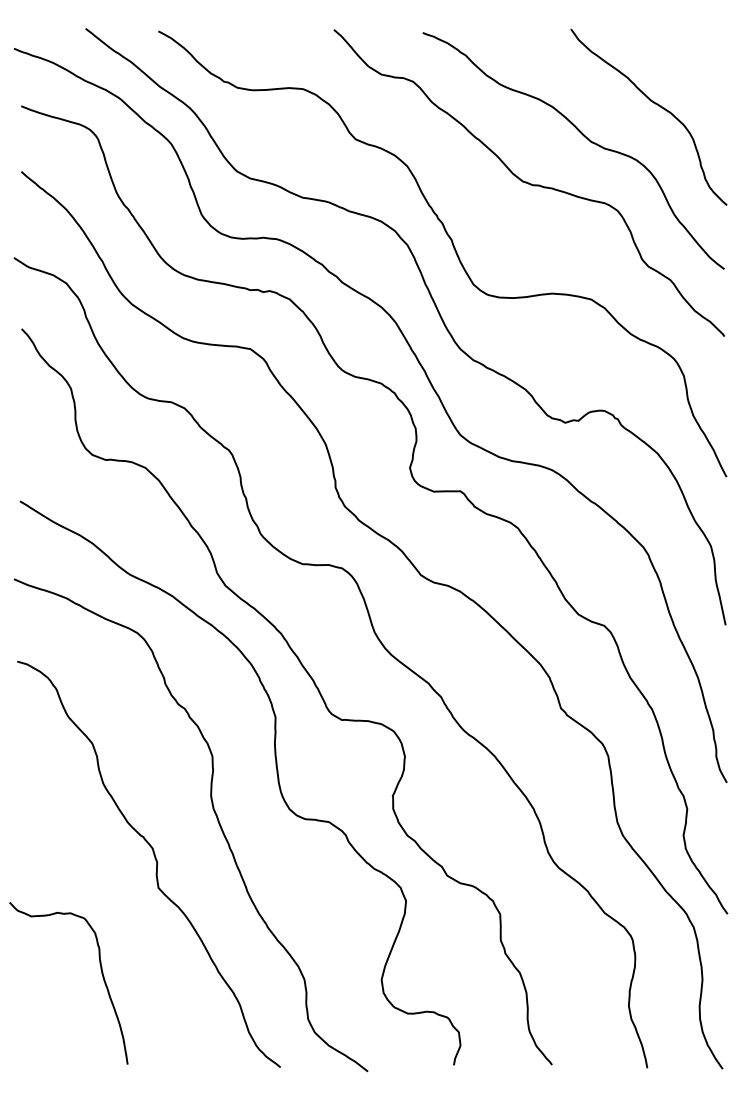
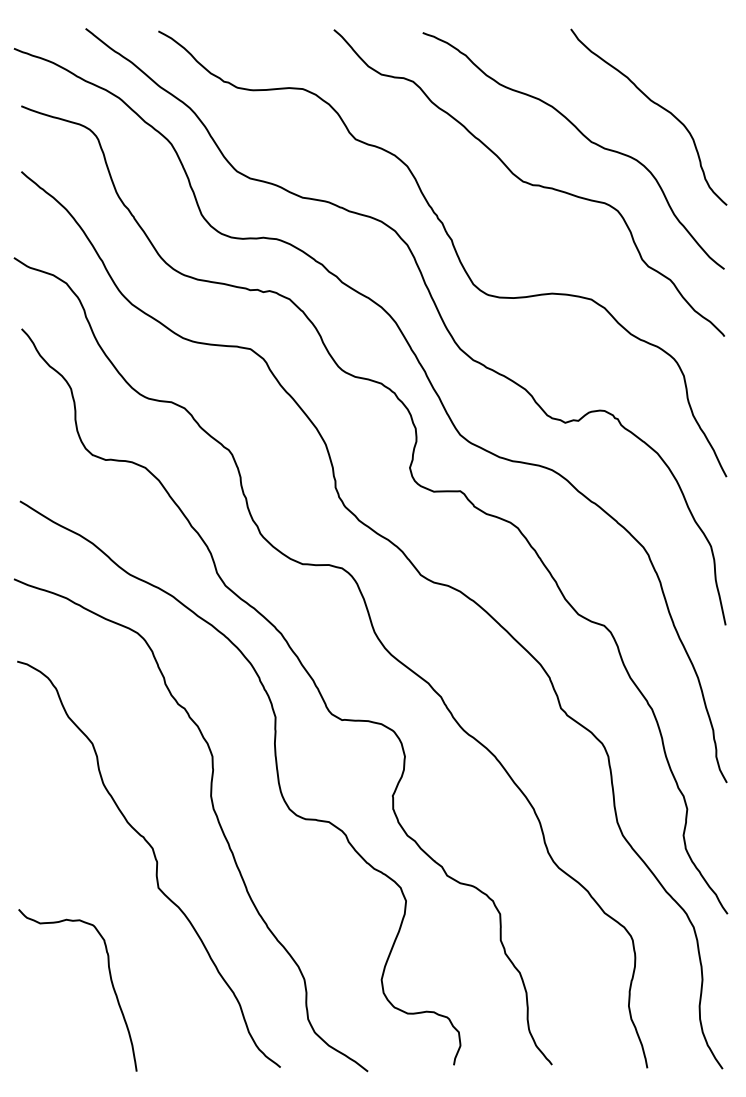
curve position: (101, 974) -> (110, 981) (110, 981)
